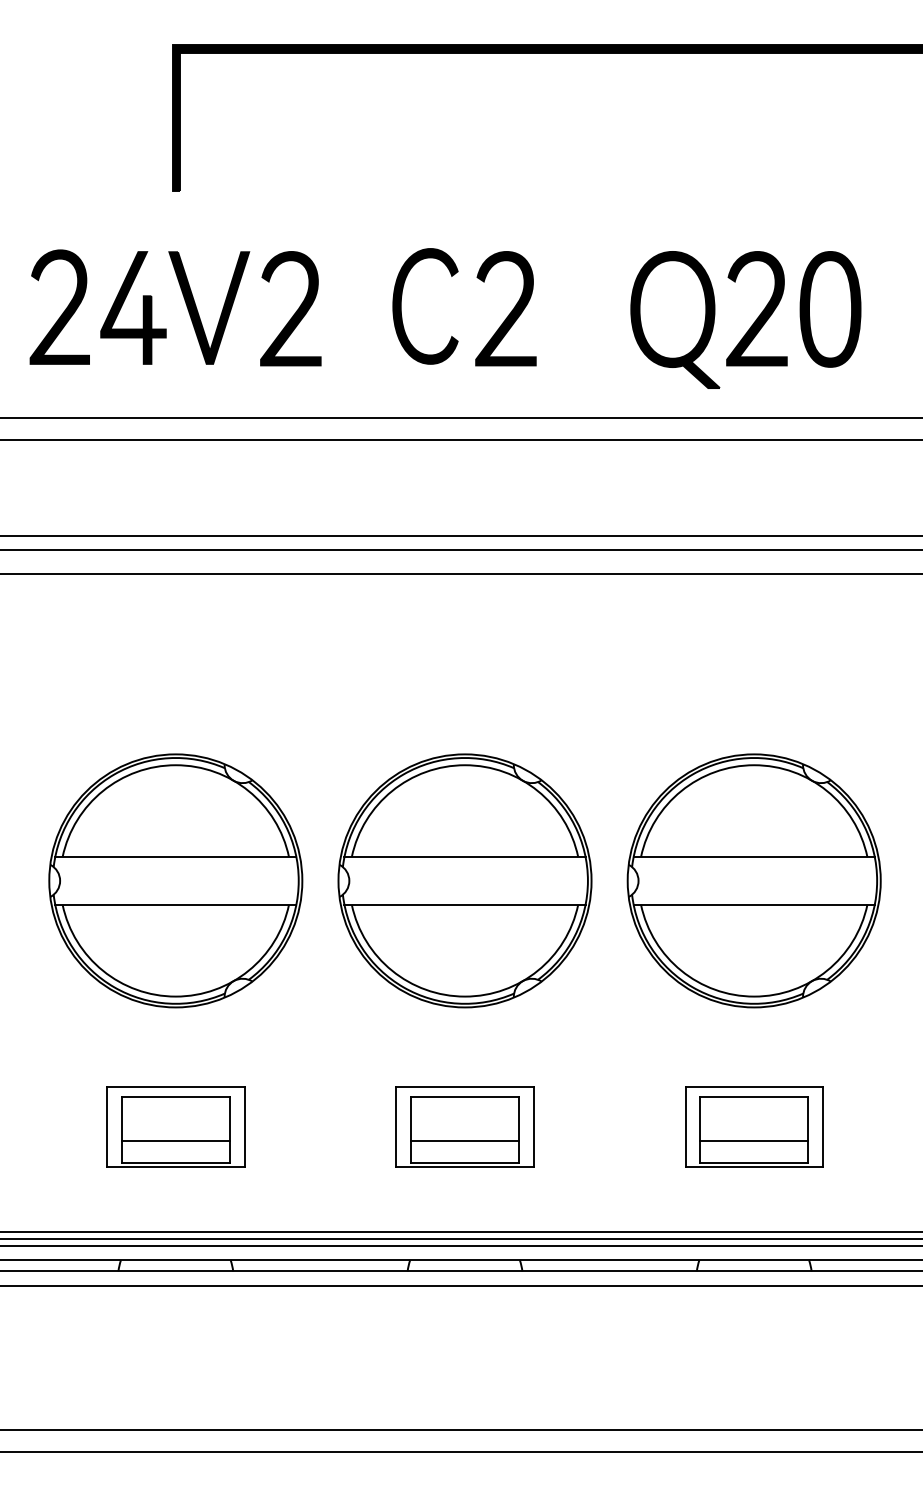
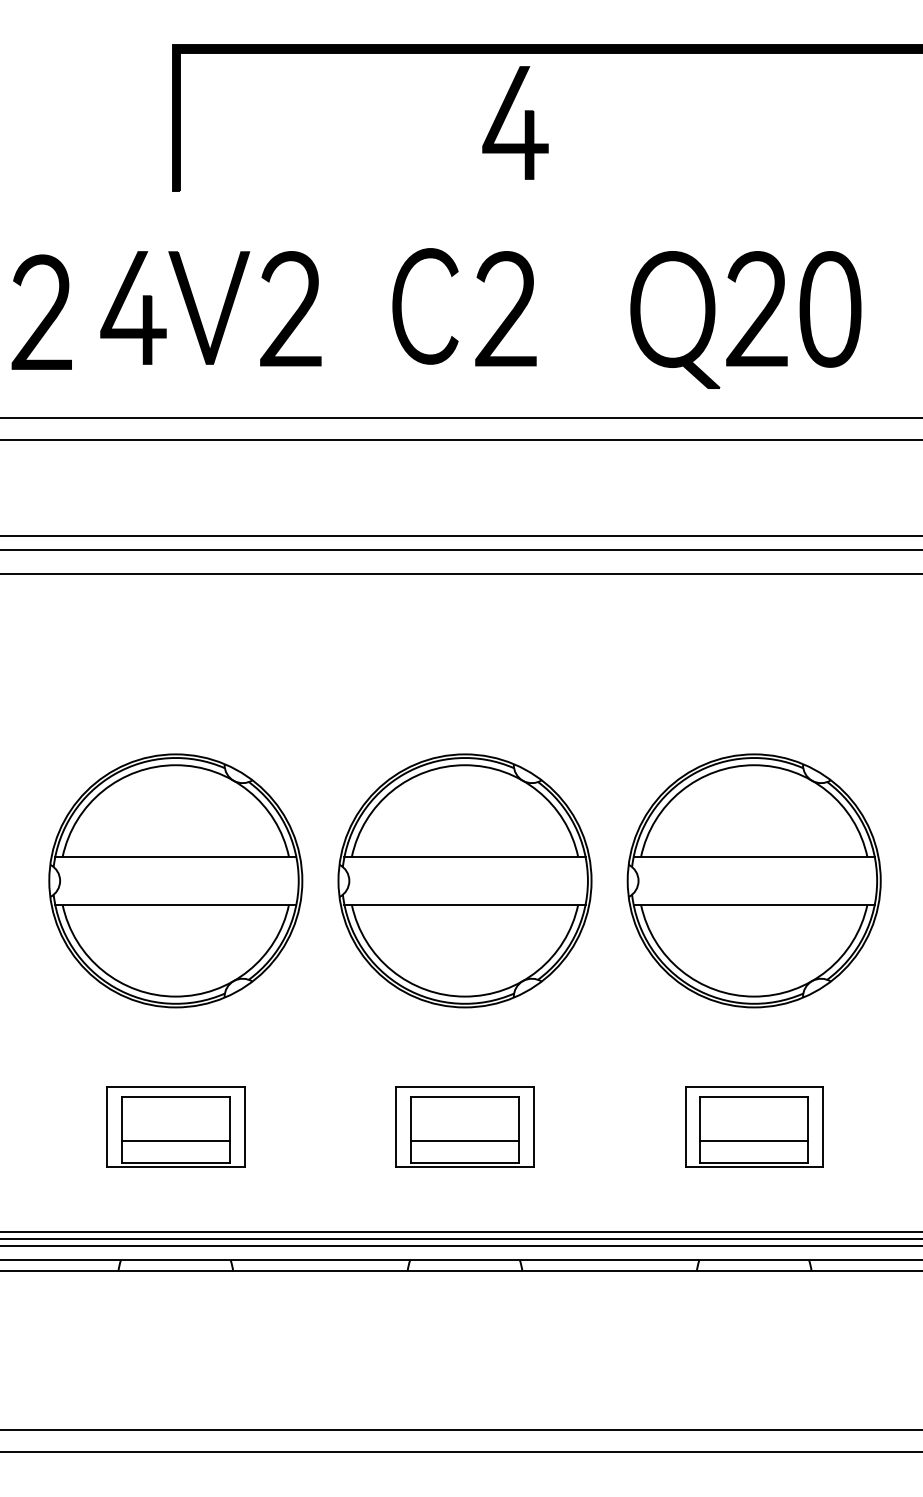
part: none -> present (524, 122)
part position: (65, 308) -> (47, 313) (47, 313)
line: present -> none (460, 1285)
